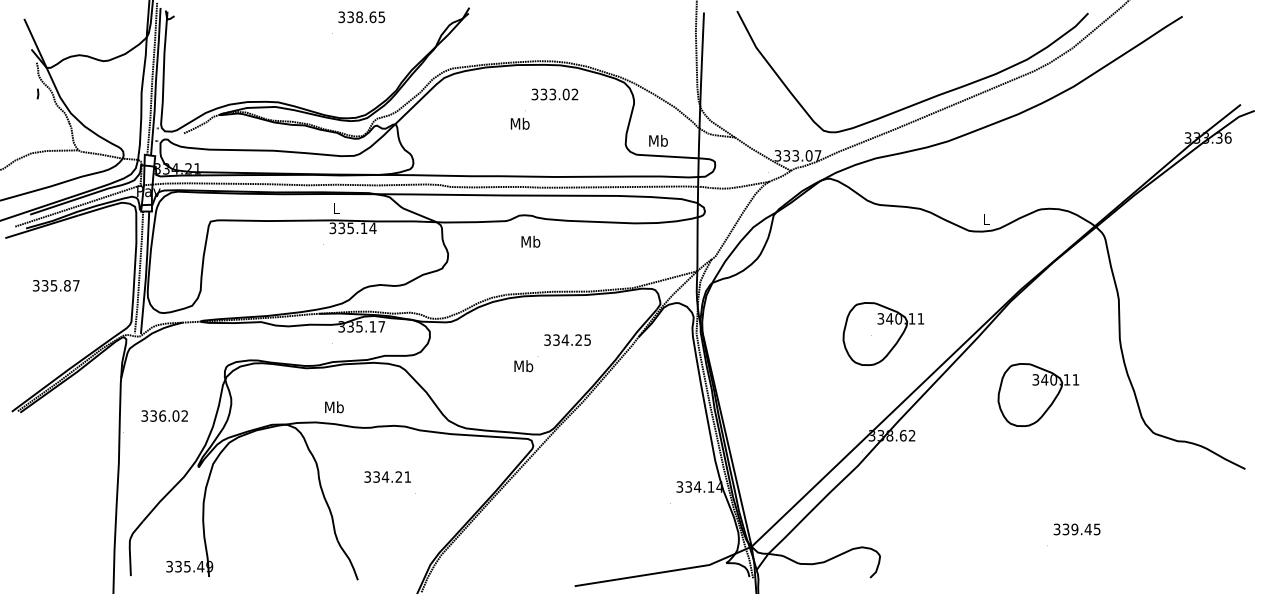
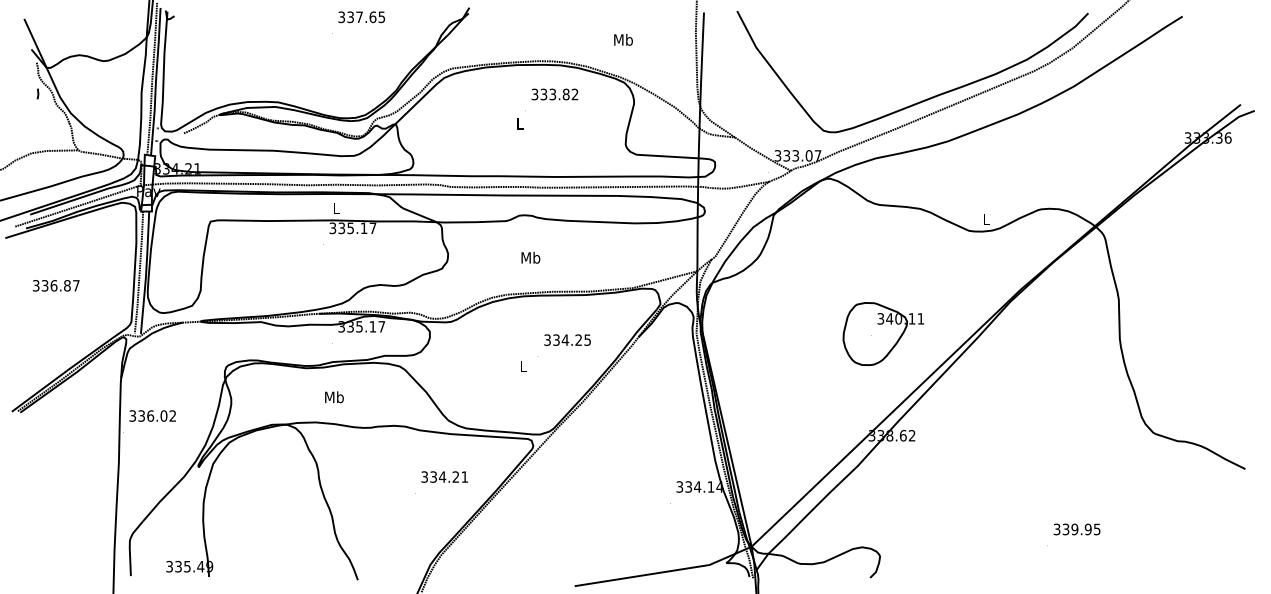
text: 338.65 -> 337.65 (359, 17)
text: 333.02 -> 333.82 (565, 94)
text: Mb -> L (519, 123)
text position: (658, 140) -> (623, 39) (623, 39)
text: 335.14 -> 335.17 (372, 227)
text position: (530, 241) -> (530, 257) (530, 257)
text: 335.87 -> 336.87 (53, 285)
text: Mb -> L (523, 366)
part: present -> none (1038, 394)
text position: (334, 407) -> (334, 397) (334, 397)
text position: (164, 415) -> (152, 415) (152, 415)
text position: (387, 476) -> (444, 476) (444, 476)
text: 339.45 -> 339.95 (1087, 529)
